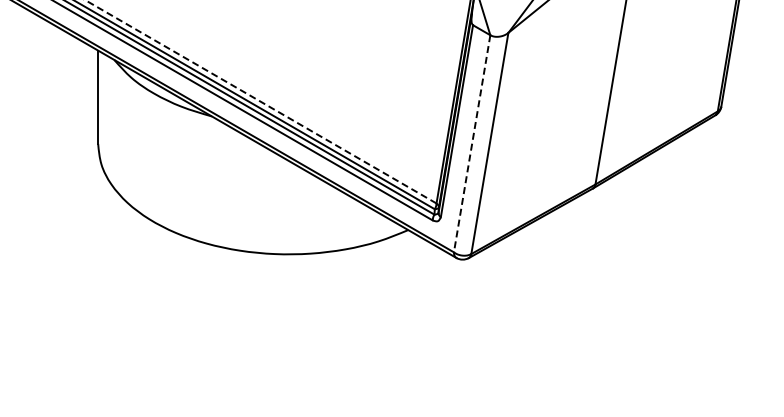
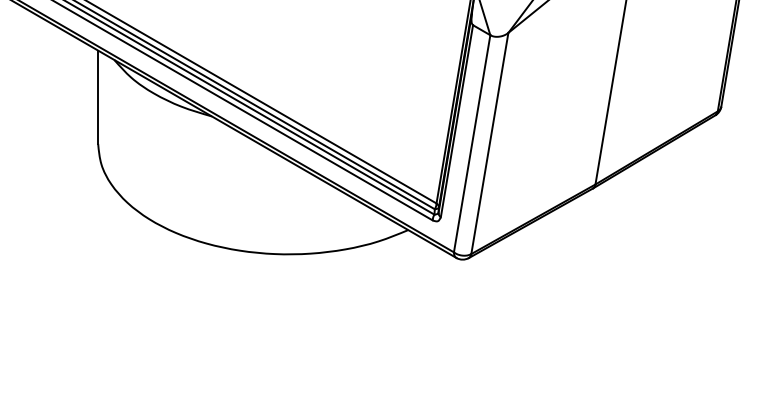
line: dashed -> solid (260, 101)
line: dashed -> solid (472, 144)
